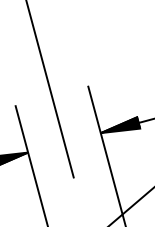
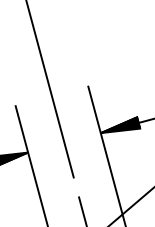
line: none -> present (82, 209)
